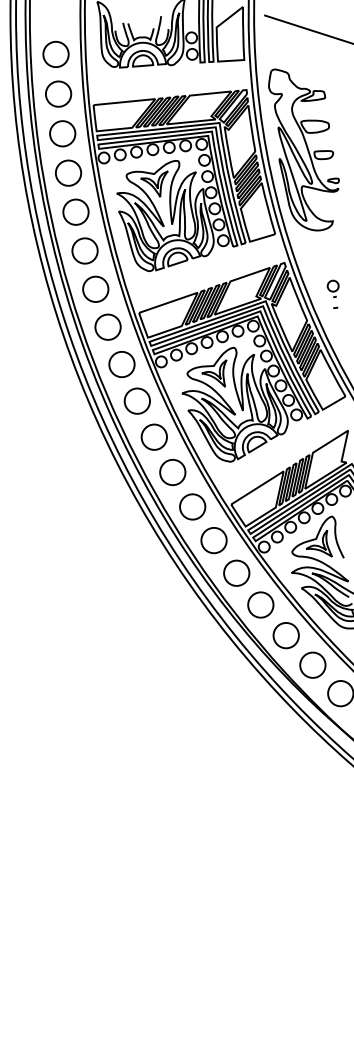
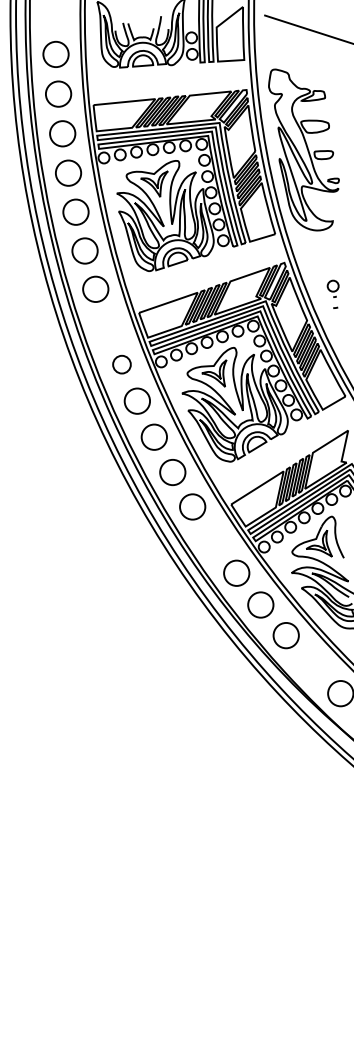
circle: present -> none (107, 326)
circle size: 28x28 px -> 20x21 px (121, 364)
circle: present -> none (213, 540)
circle: present -> none (312, 664)
